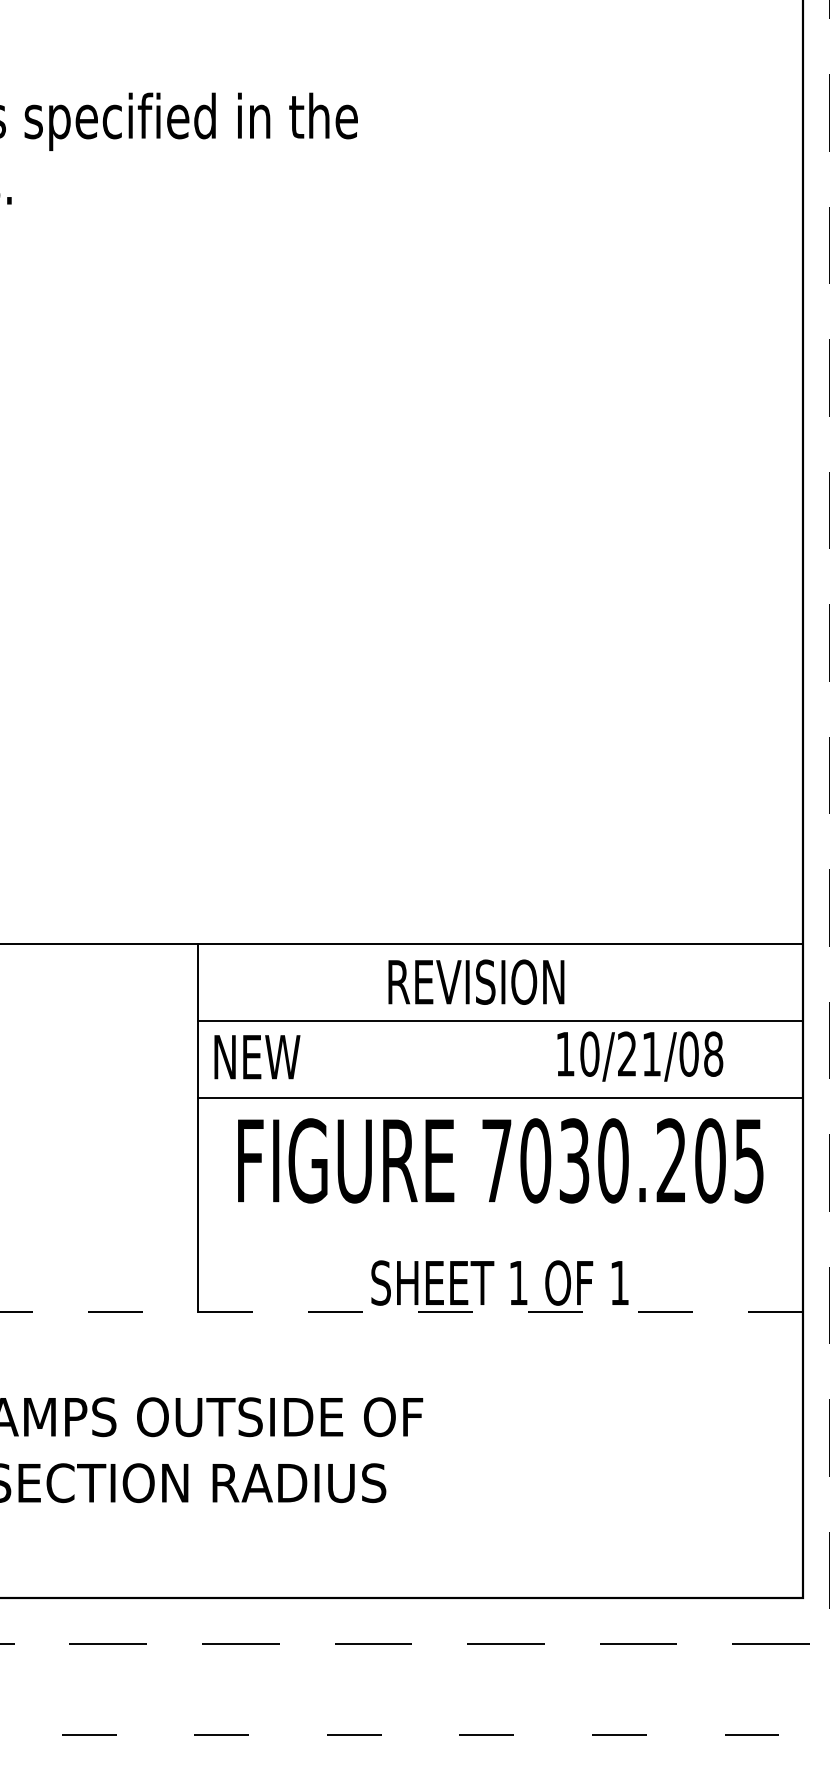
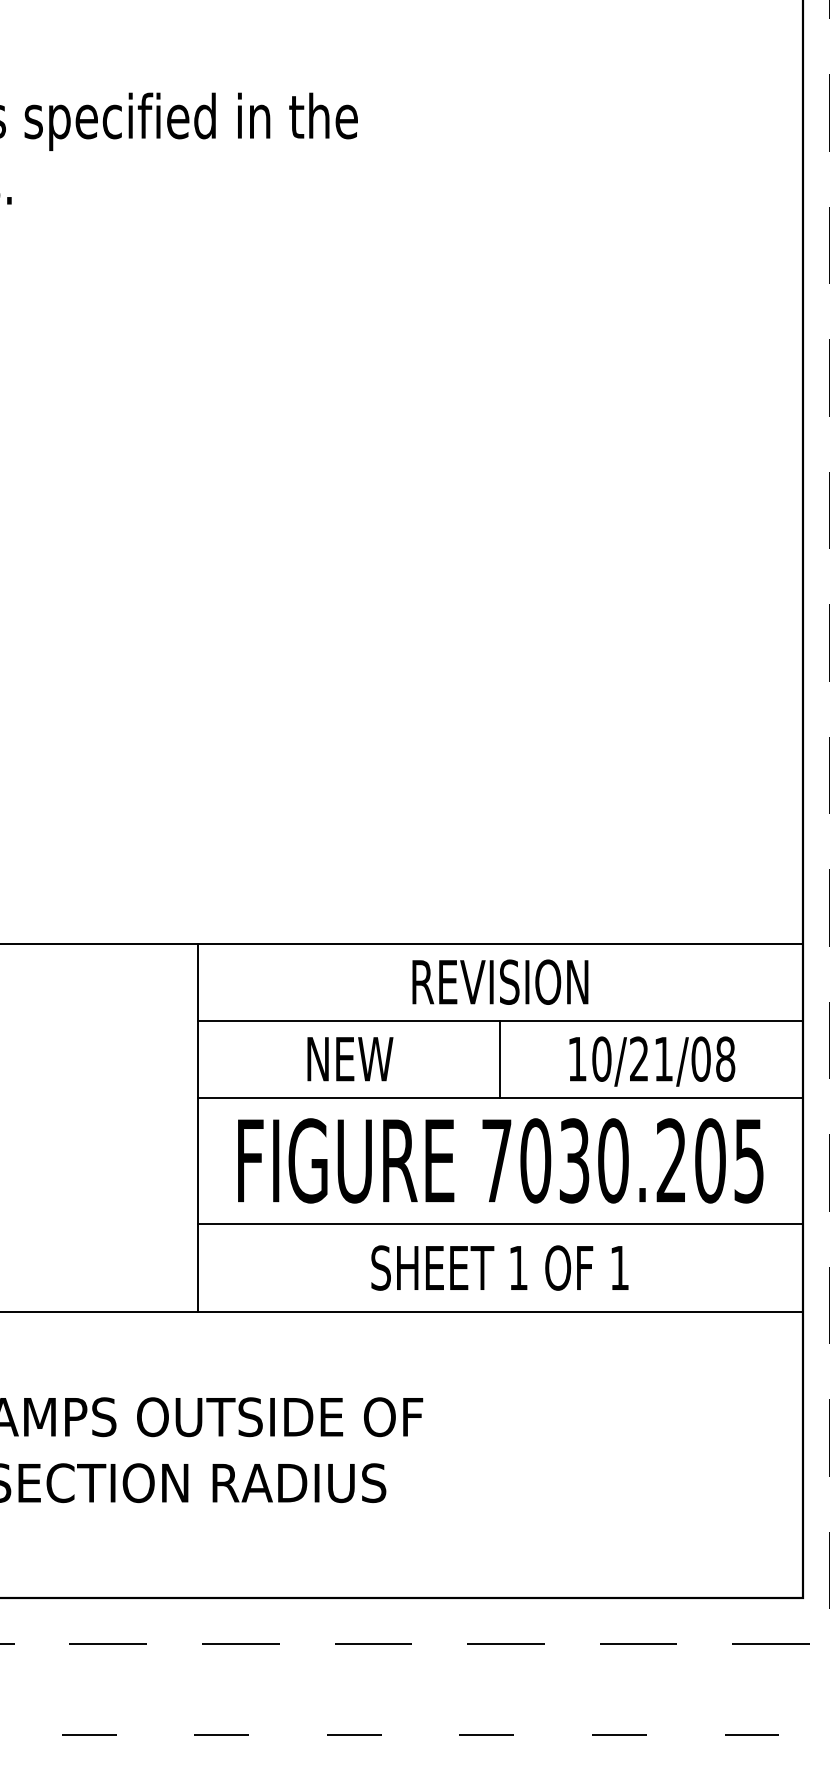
text position: (476, 981) -> (500, 981) (500, 981)
text position: (640, 1056) -> (652, 1061) (652, 1061)
text position: (257, 1057) -> (350, 1059) (350, 1059)
line: none -> present (500, 1058)
line: none -> present (500, 1224)
text position: (499, 1282) -> (499, 1267) (499, 1267)
line: dashed -> solid (400, 1312)
